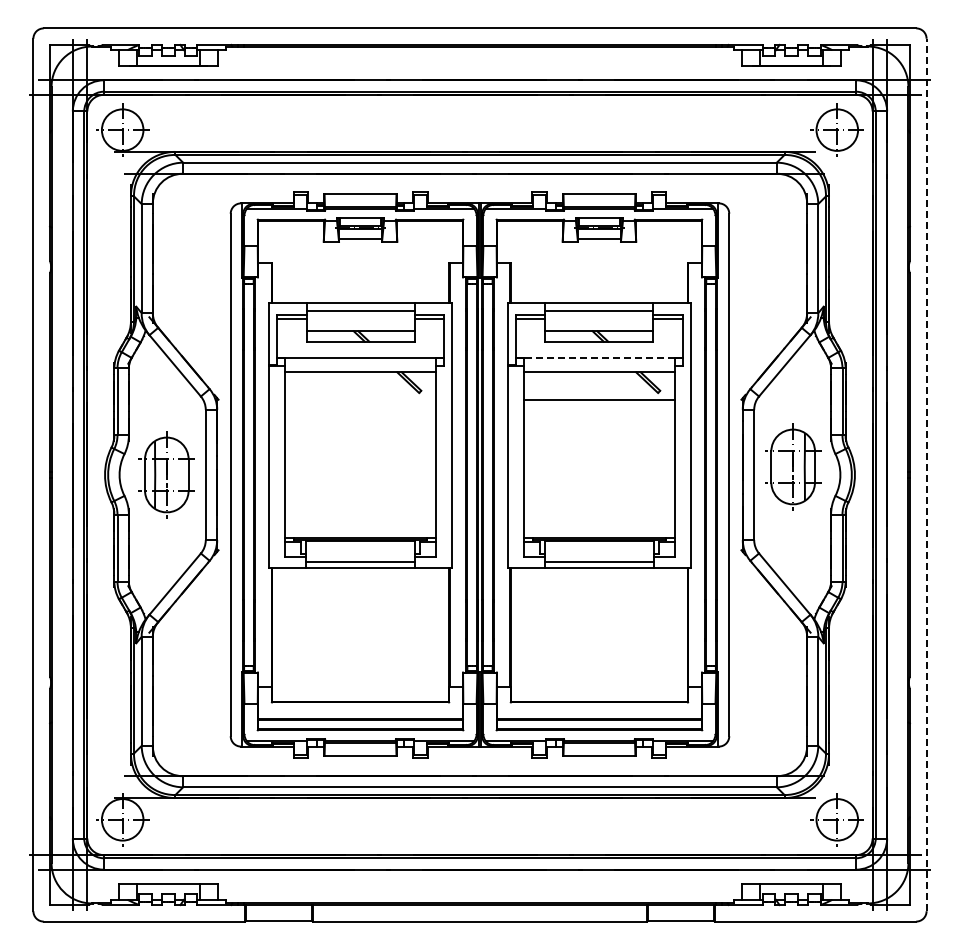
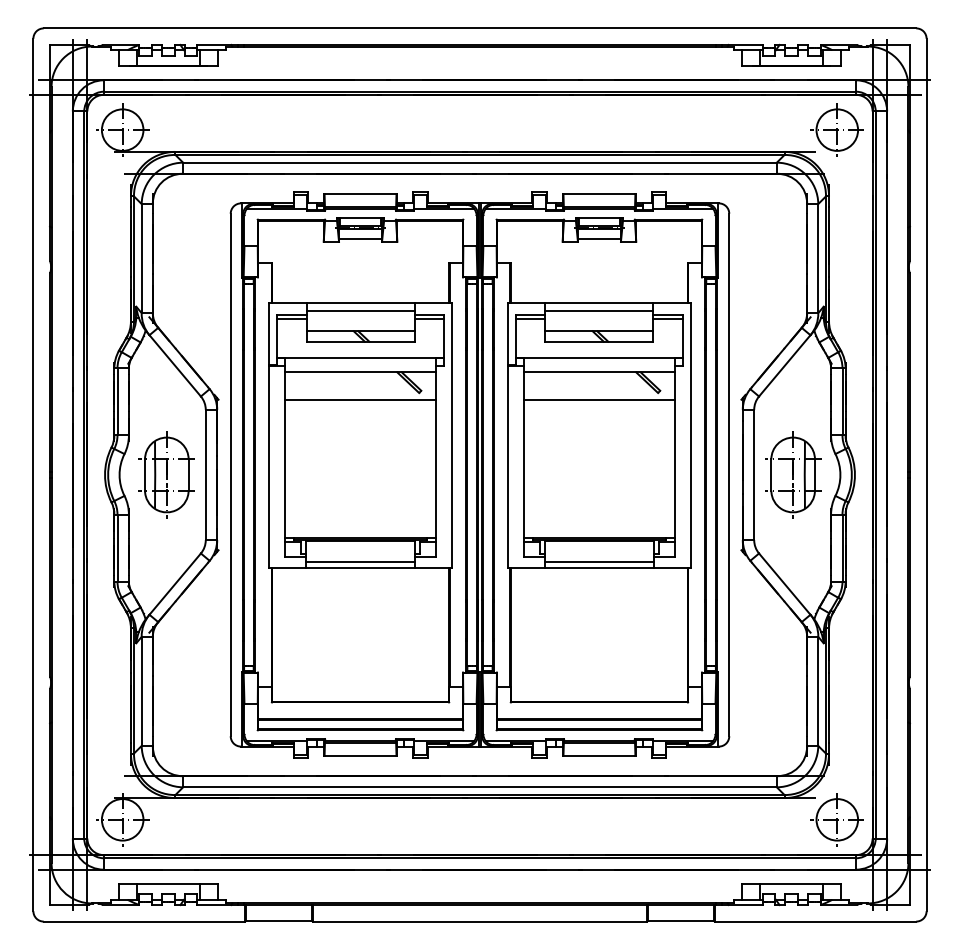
line: dashed -> solid (599, 357)
line: none -> present (360, 400)
part position: (793, 466) -> (793, 474) (793, 474)
line: dashed -> solid (926, 474)
